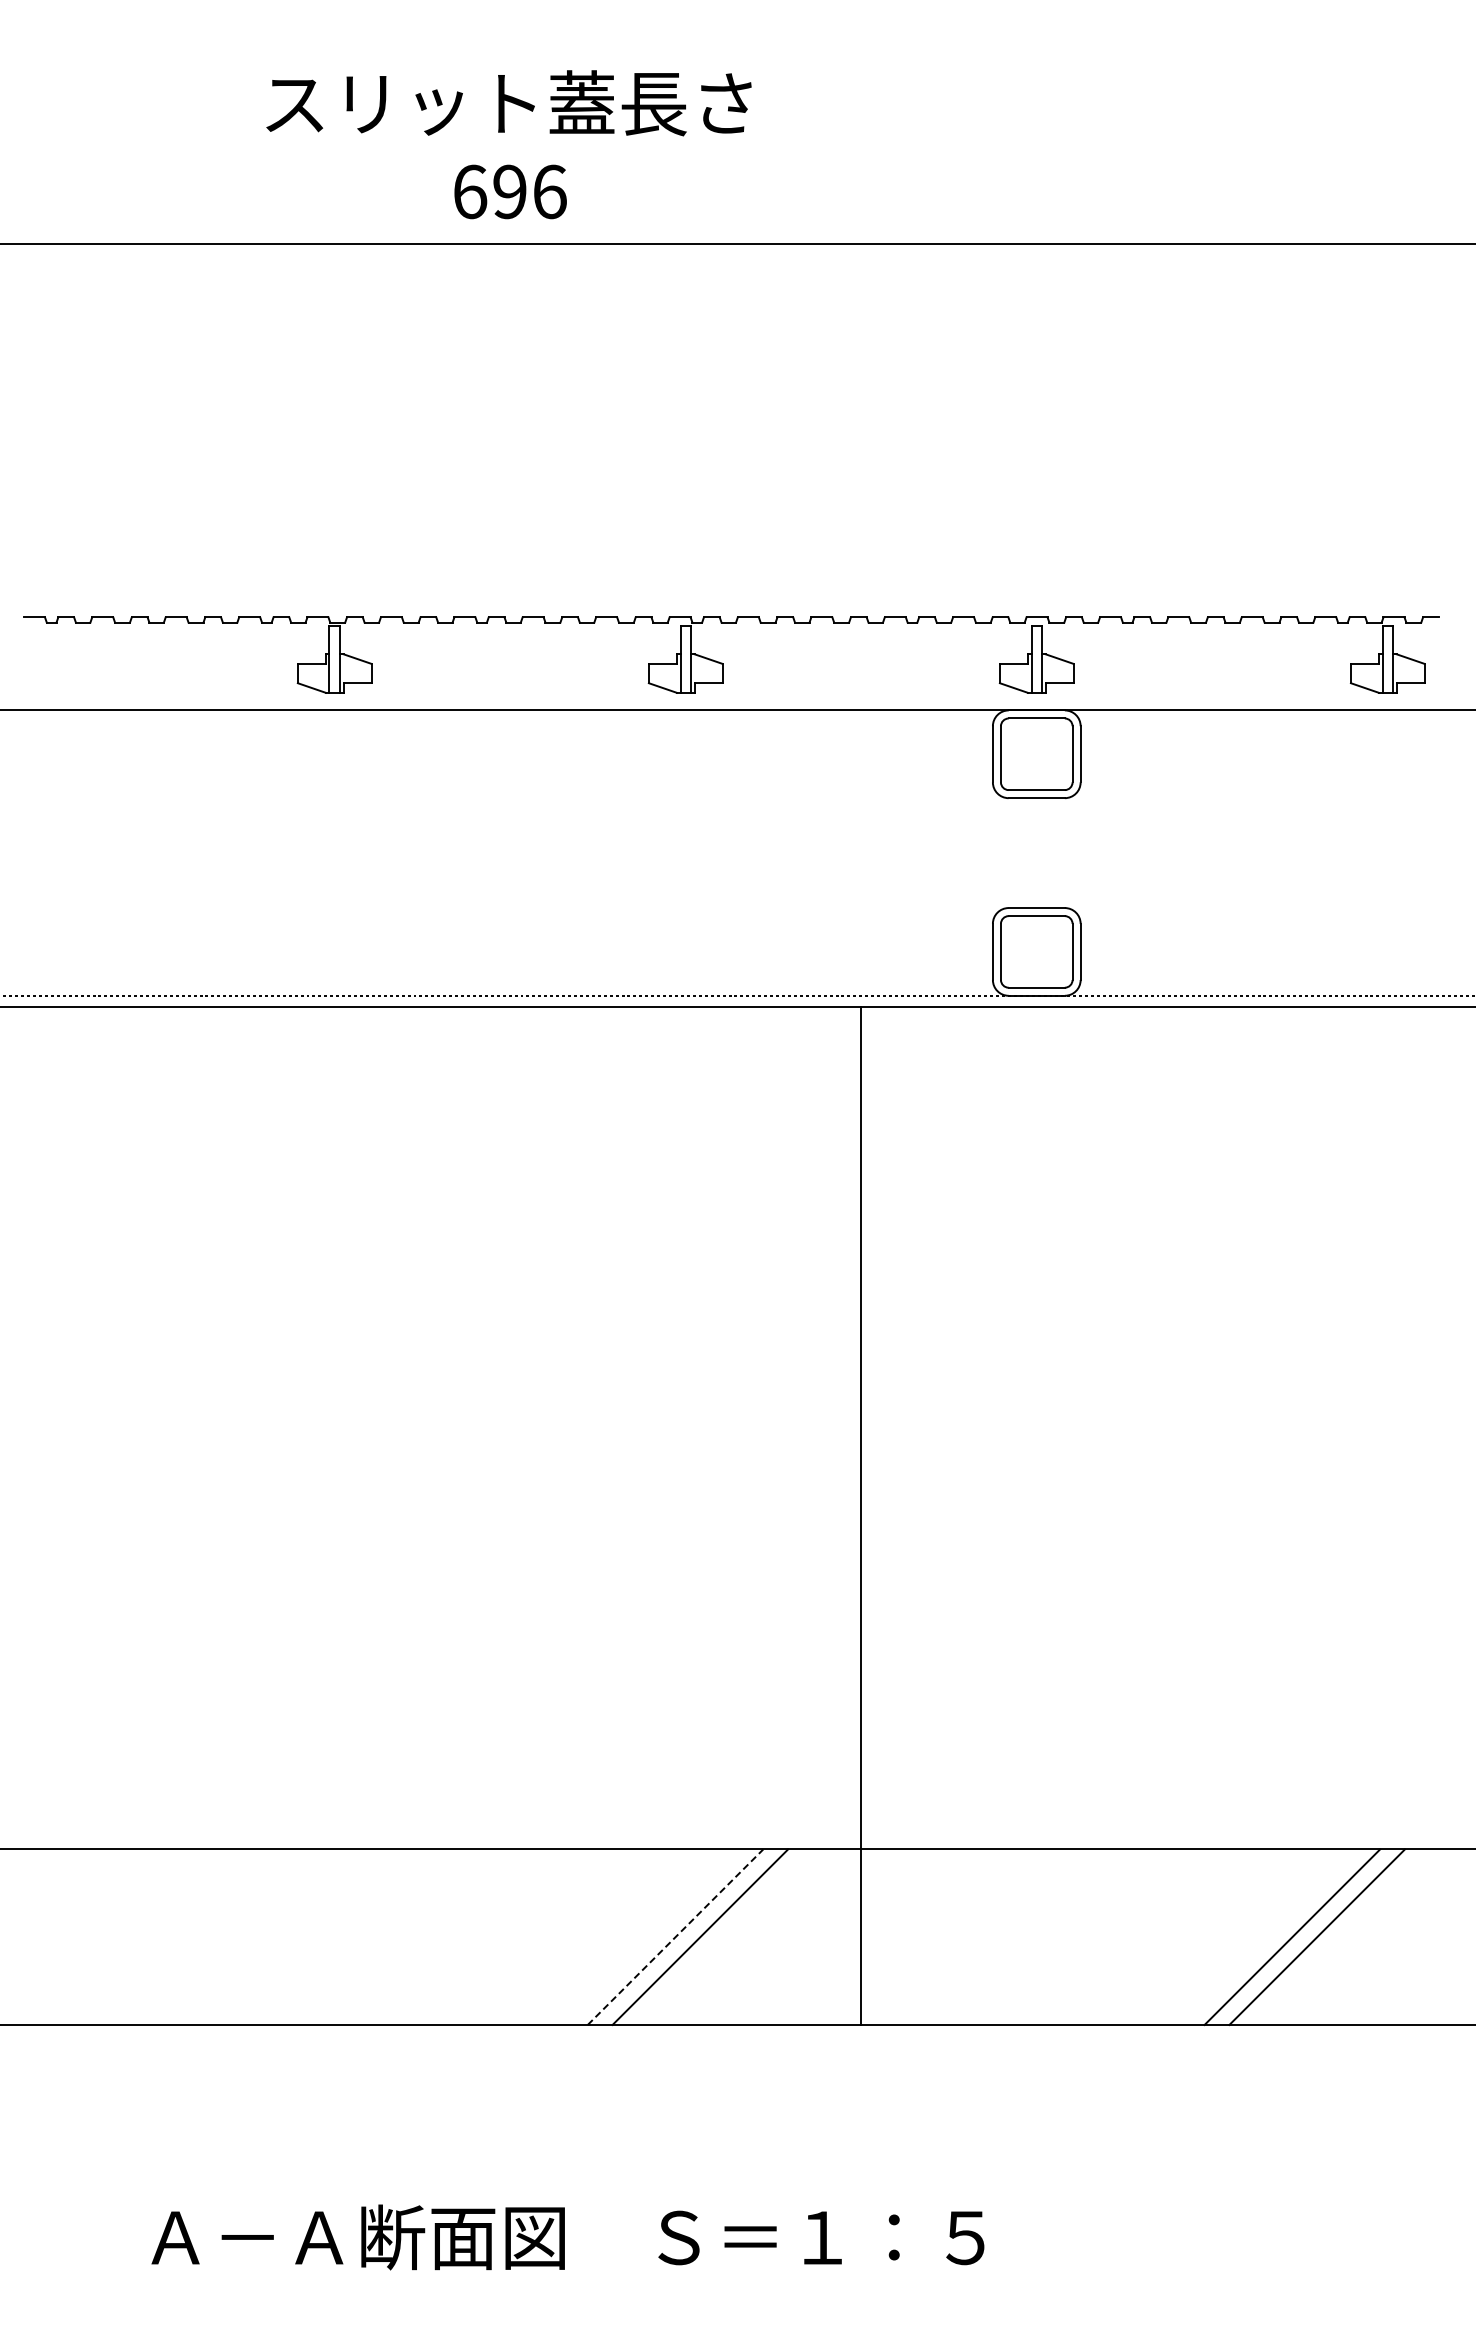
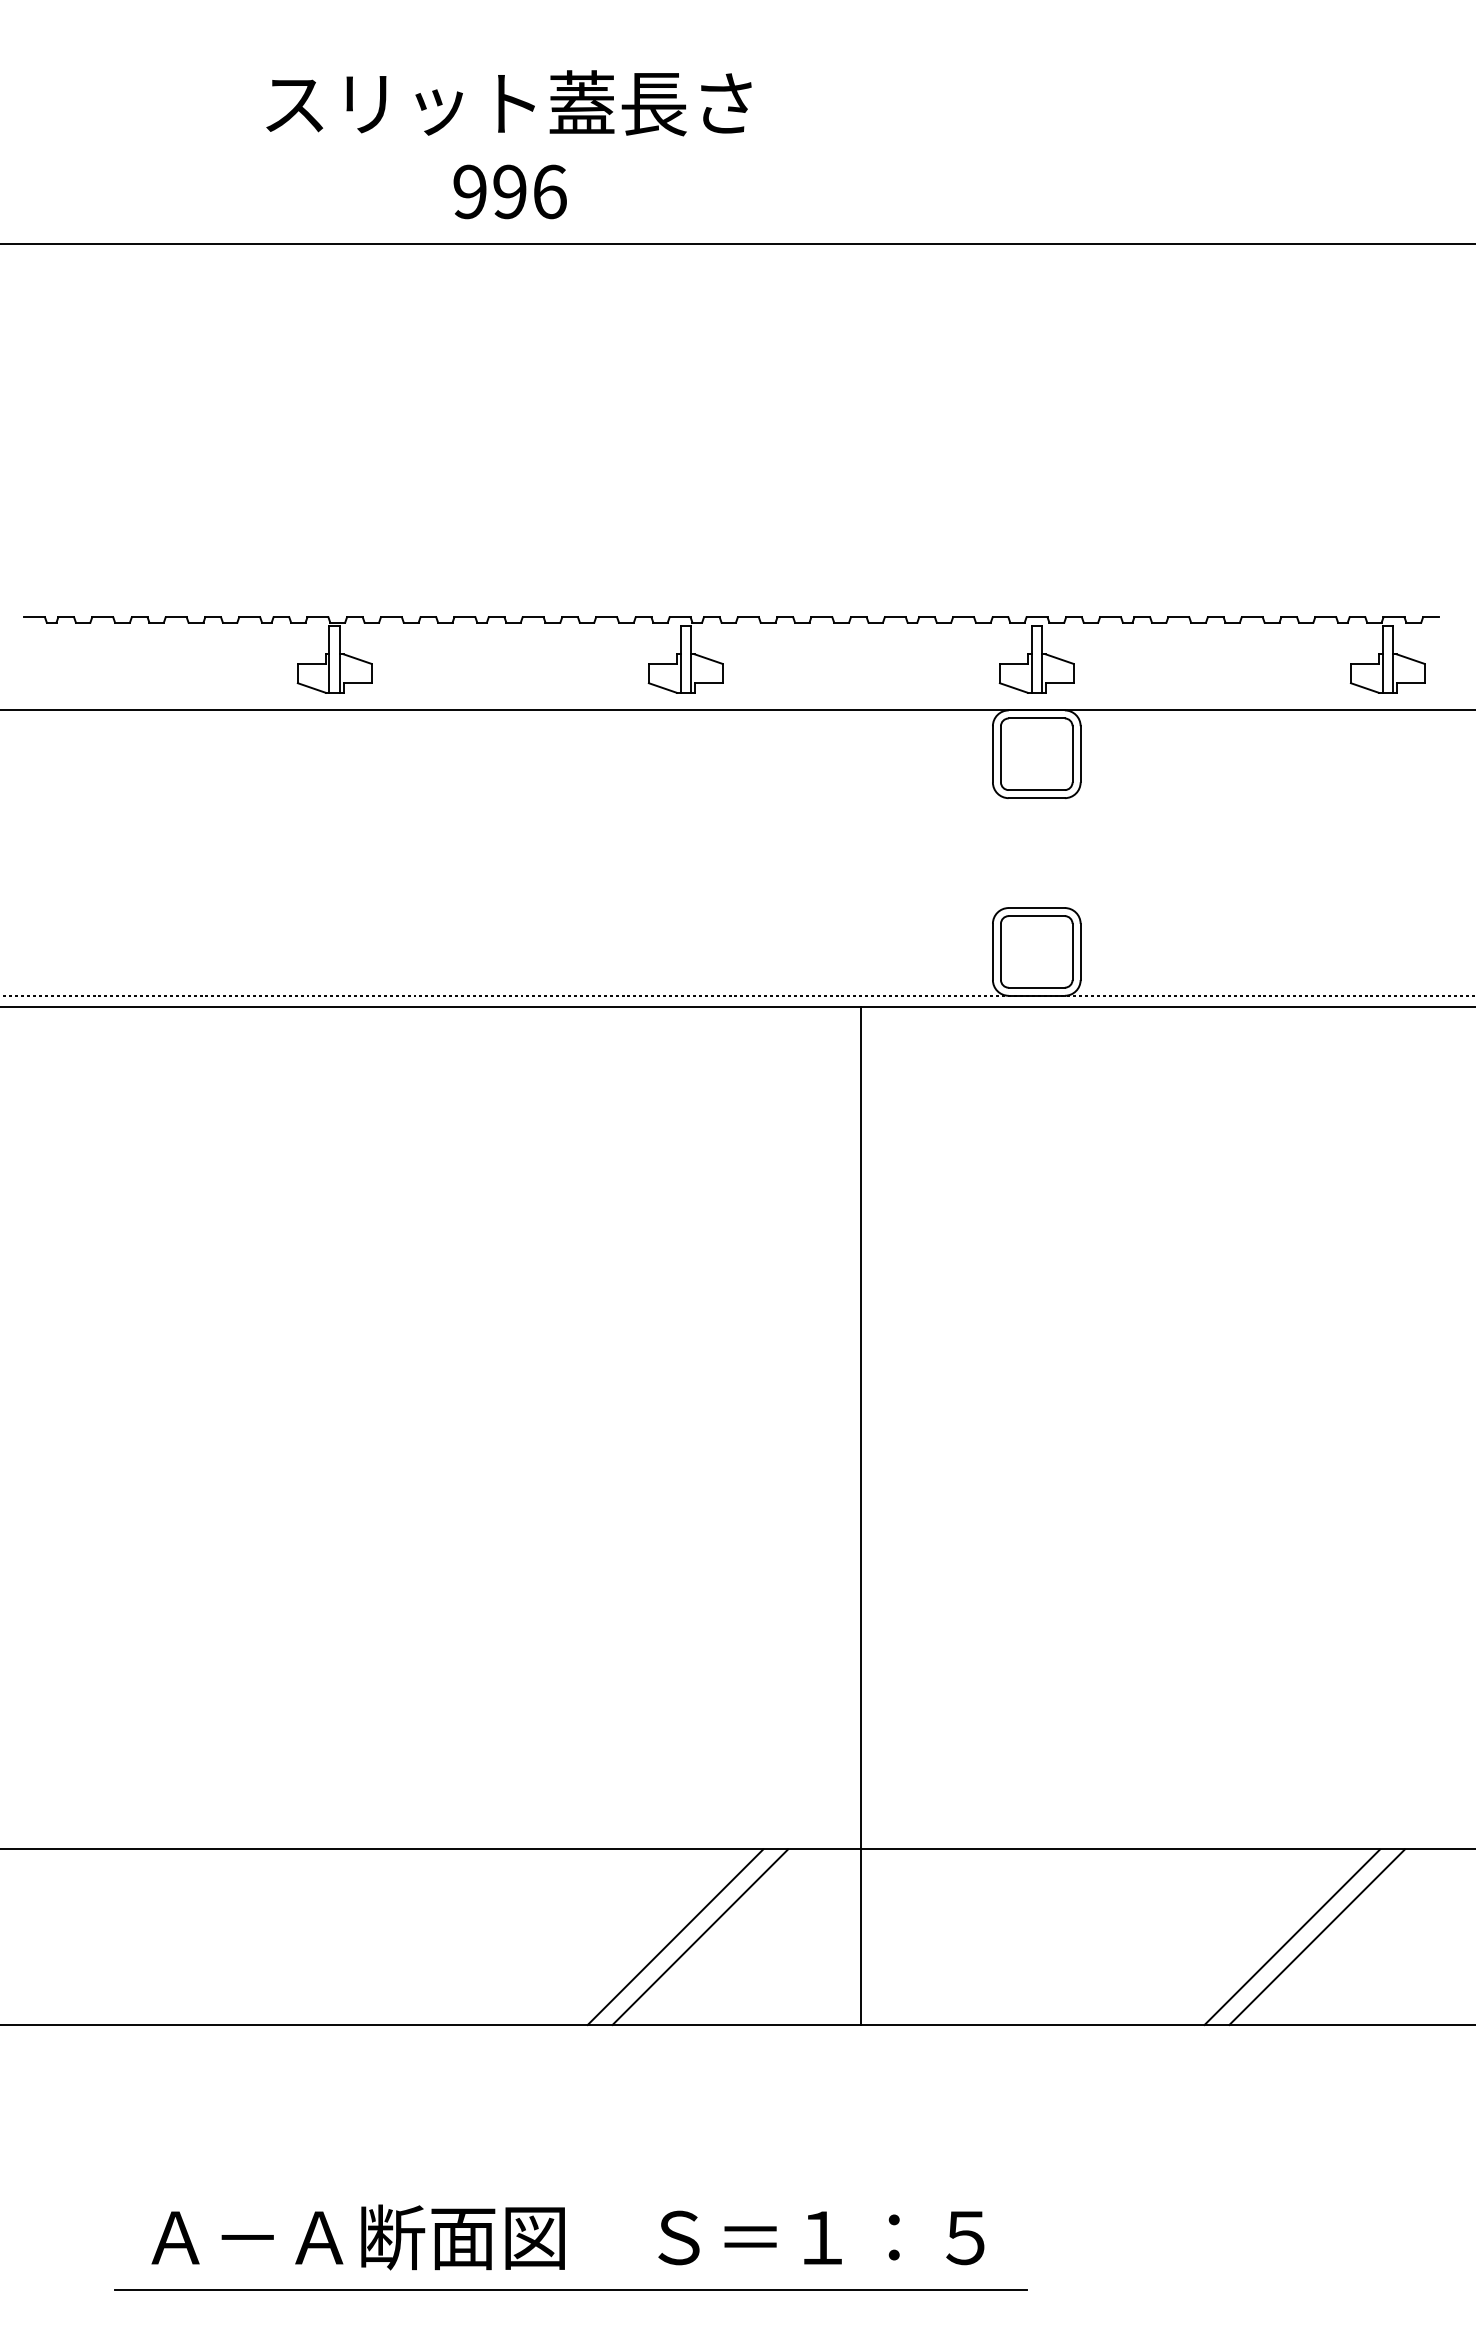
text: 696 -> 996 (470, 191)
line: dashed -> solid (675, 1936)
line: none -> present (570, 2290)
